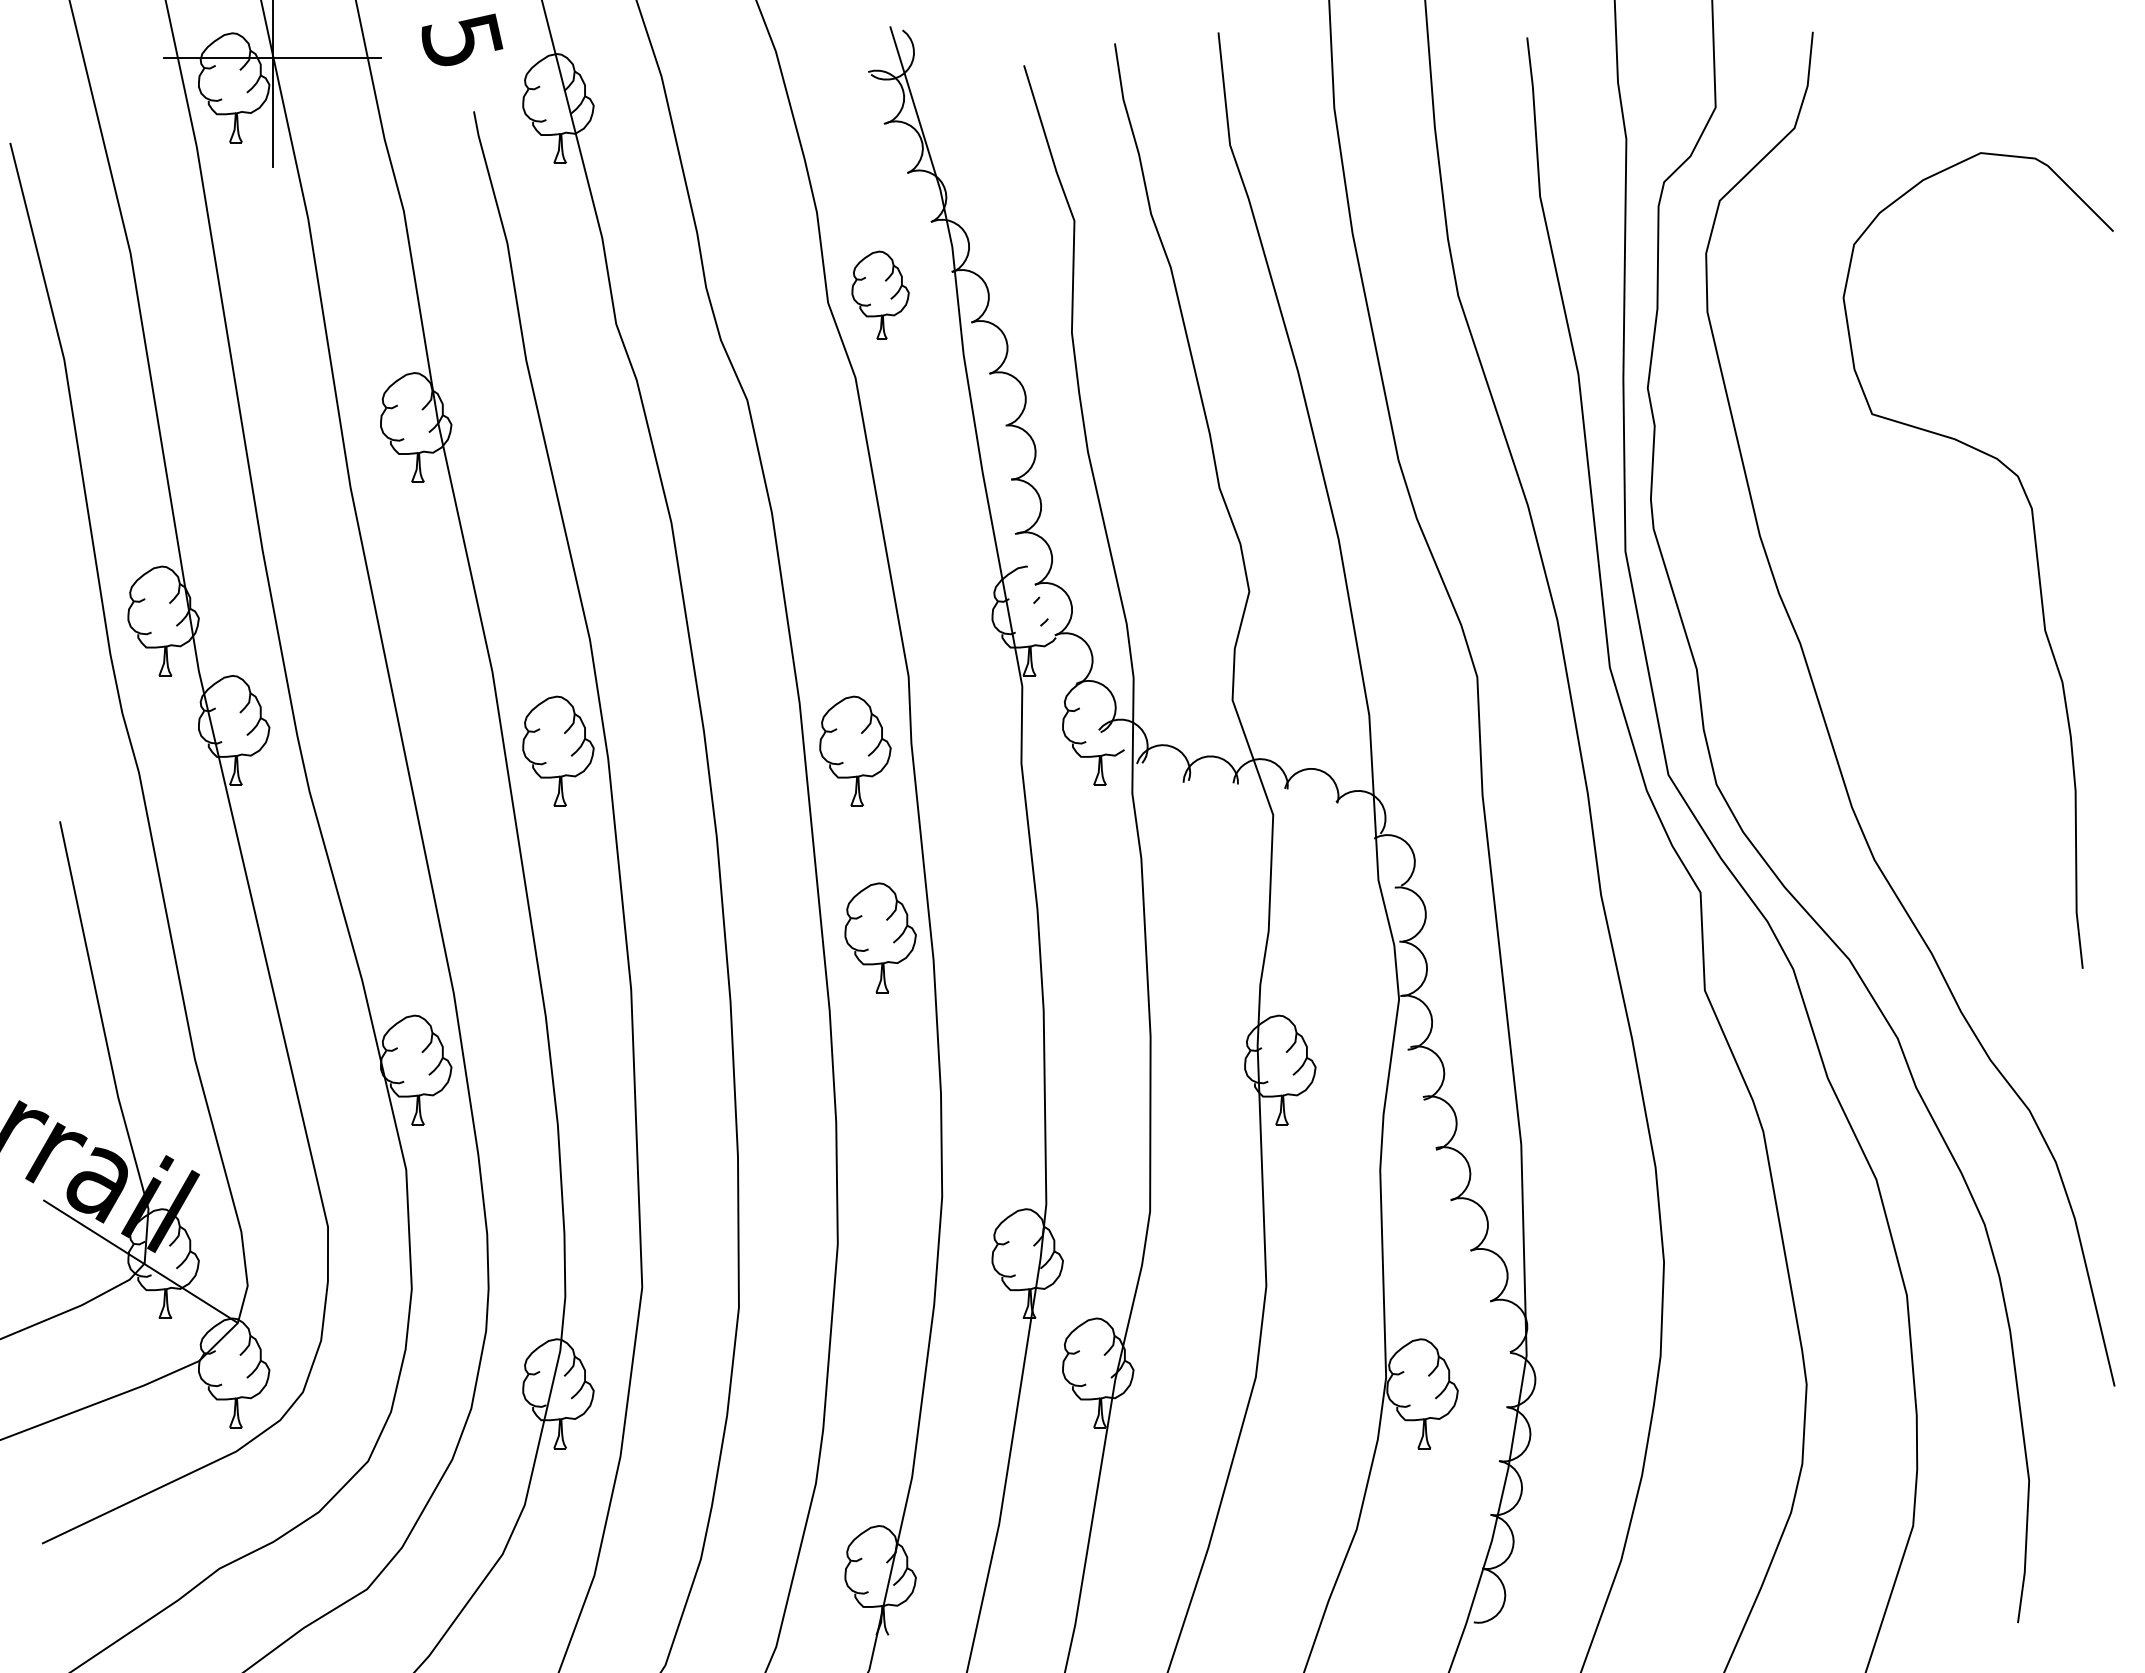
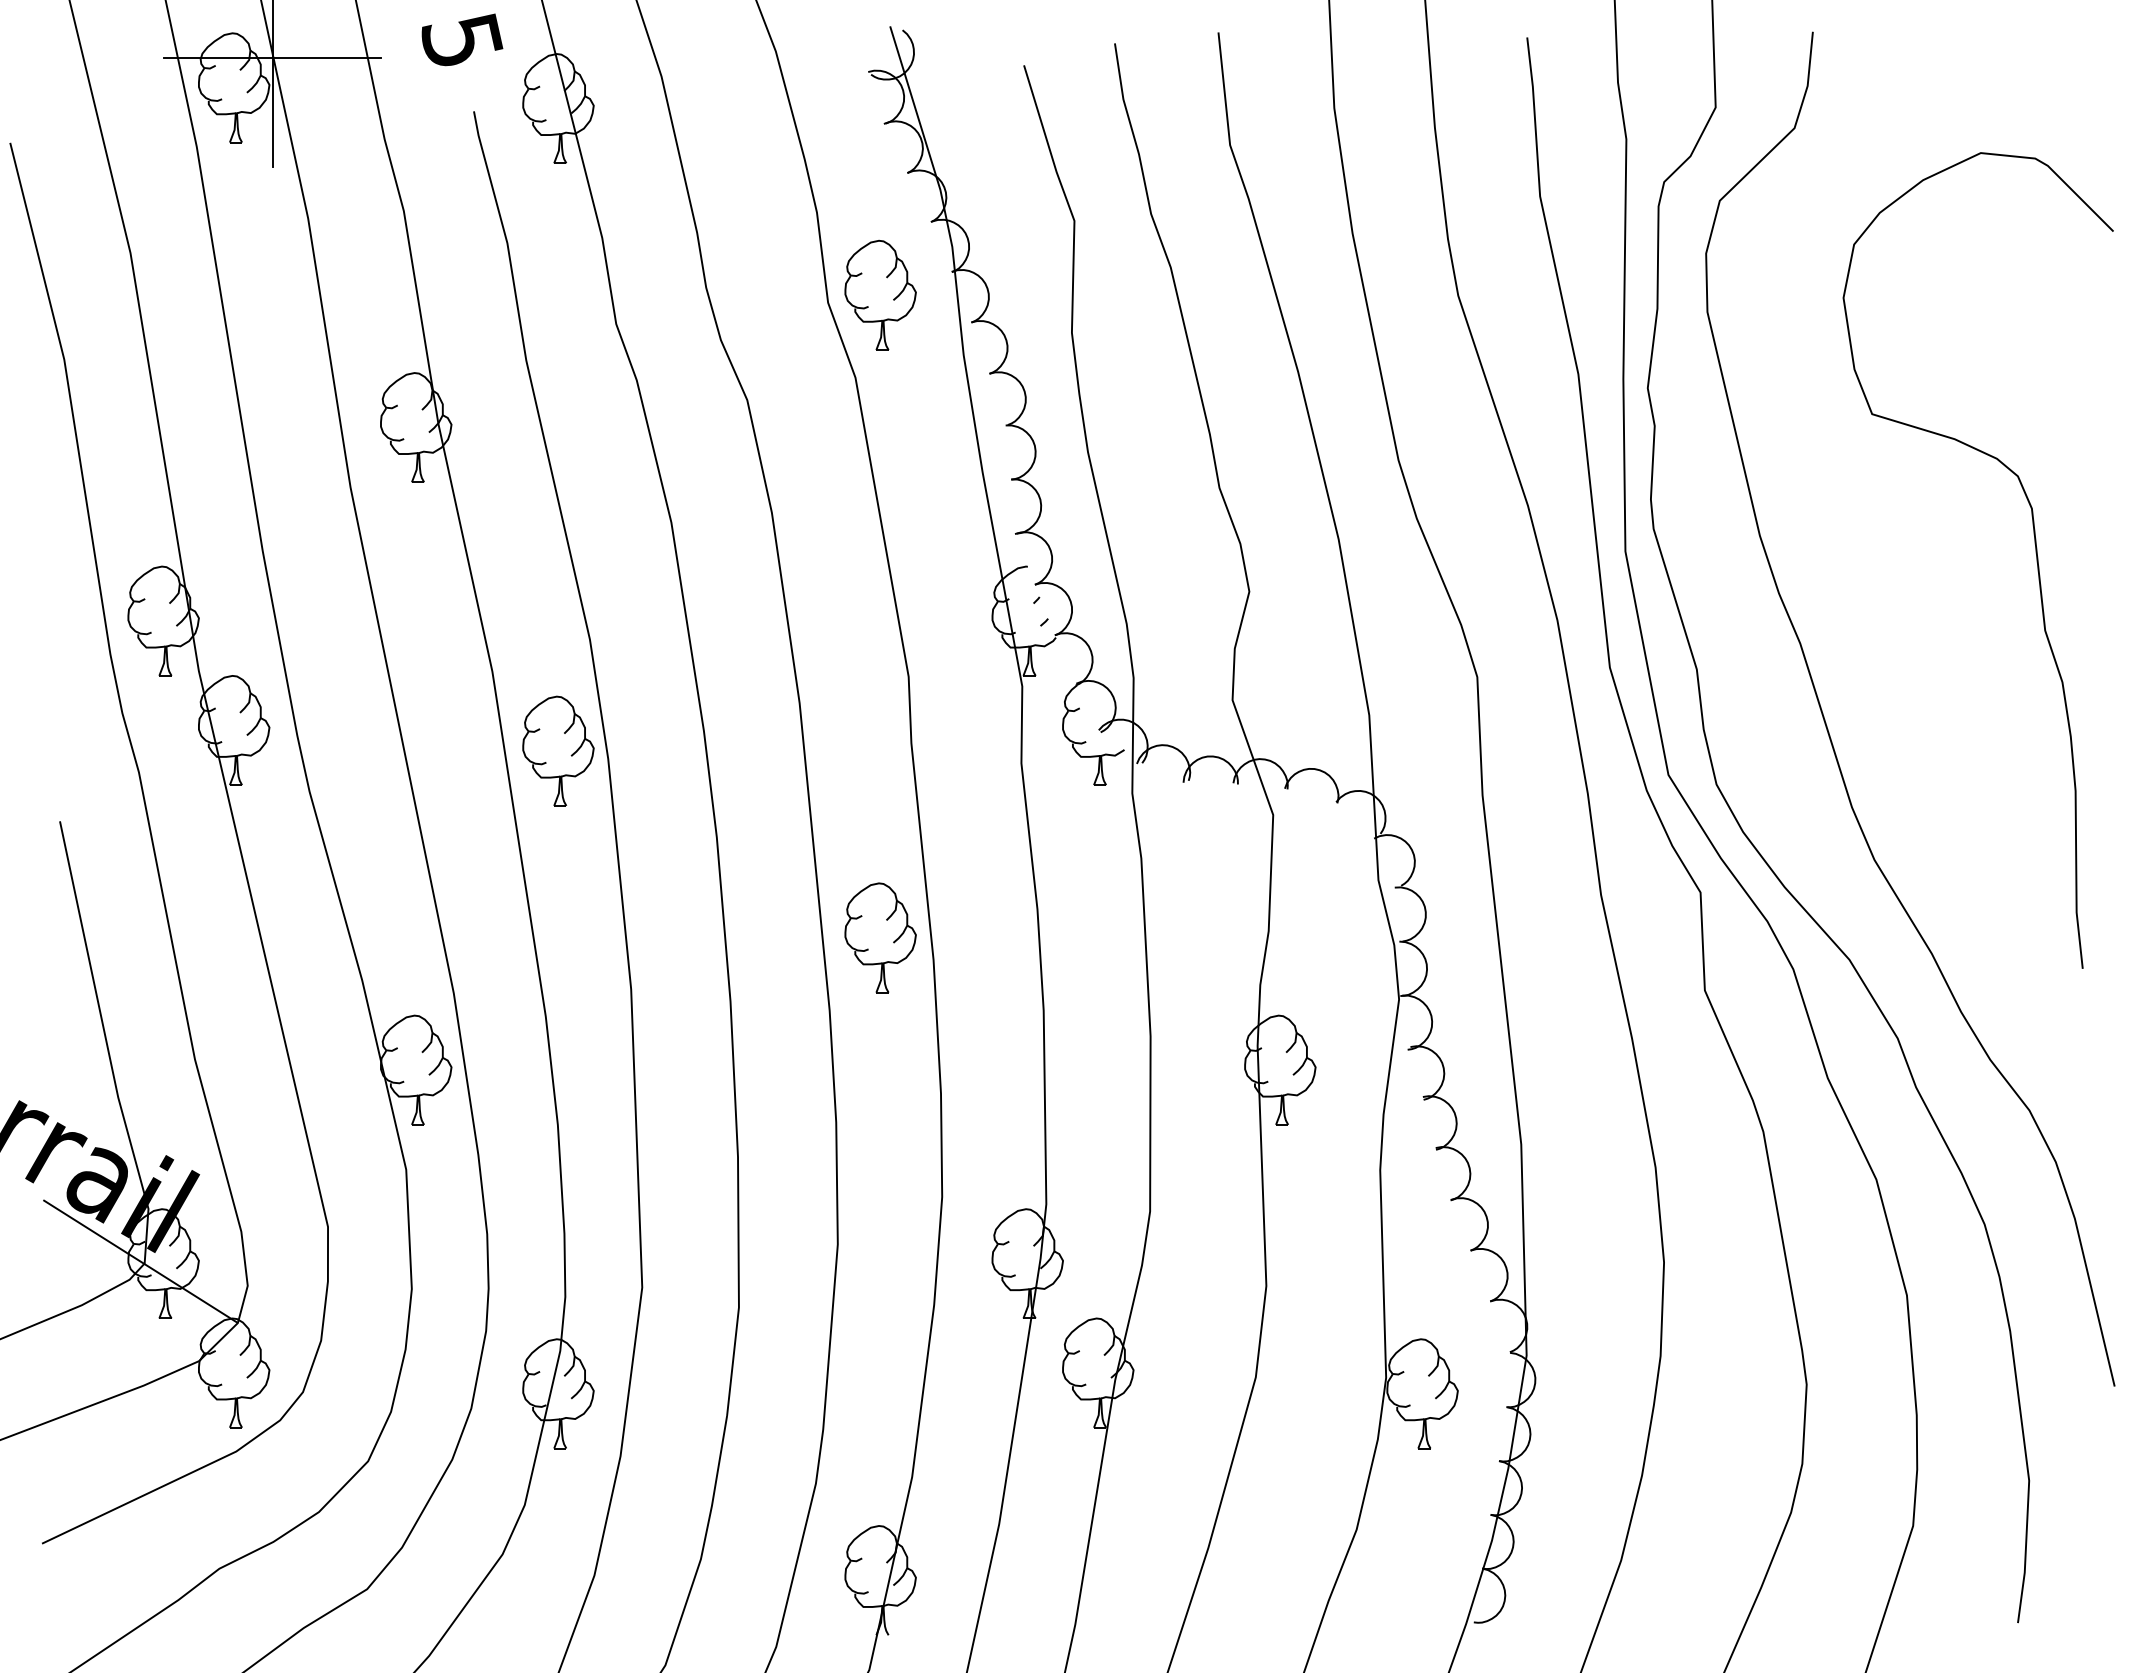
part size: 59x90 px -> 73x112 px (880, 294)
part: present -> none (855, 750)
